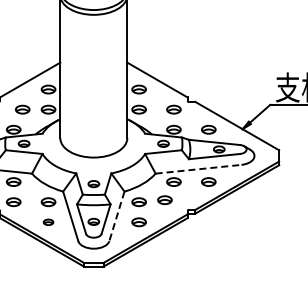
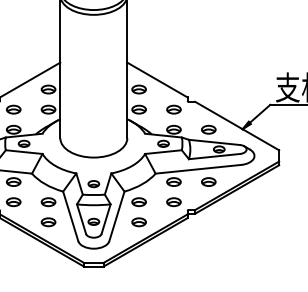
part position: (22, 109) -> (13, 109) (13, 109)
line: dashed -> solid (199, 169)
part position: (164, 200) -> (173, 202) (173, 202)
line: dashed -> solid (116, 216)
part size: 13x8 px -> 17x11 px (48, 222)
